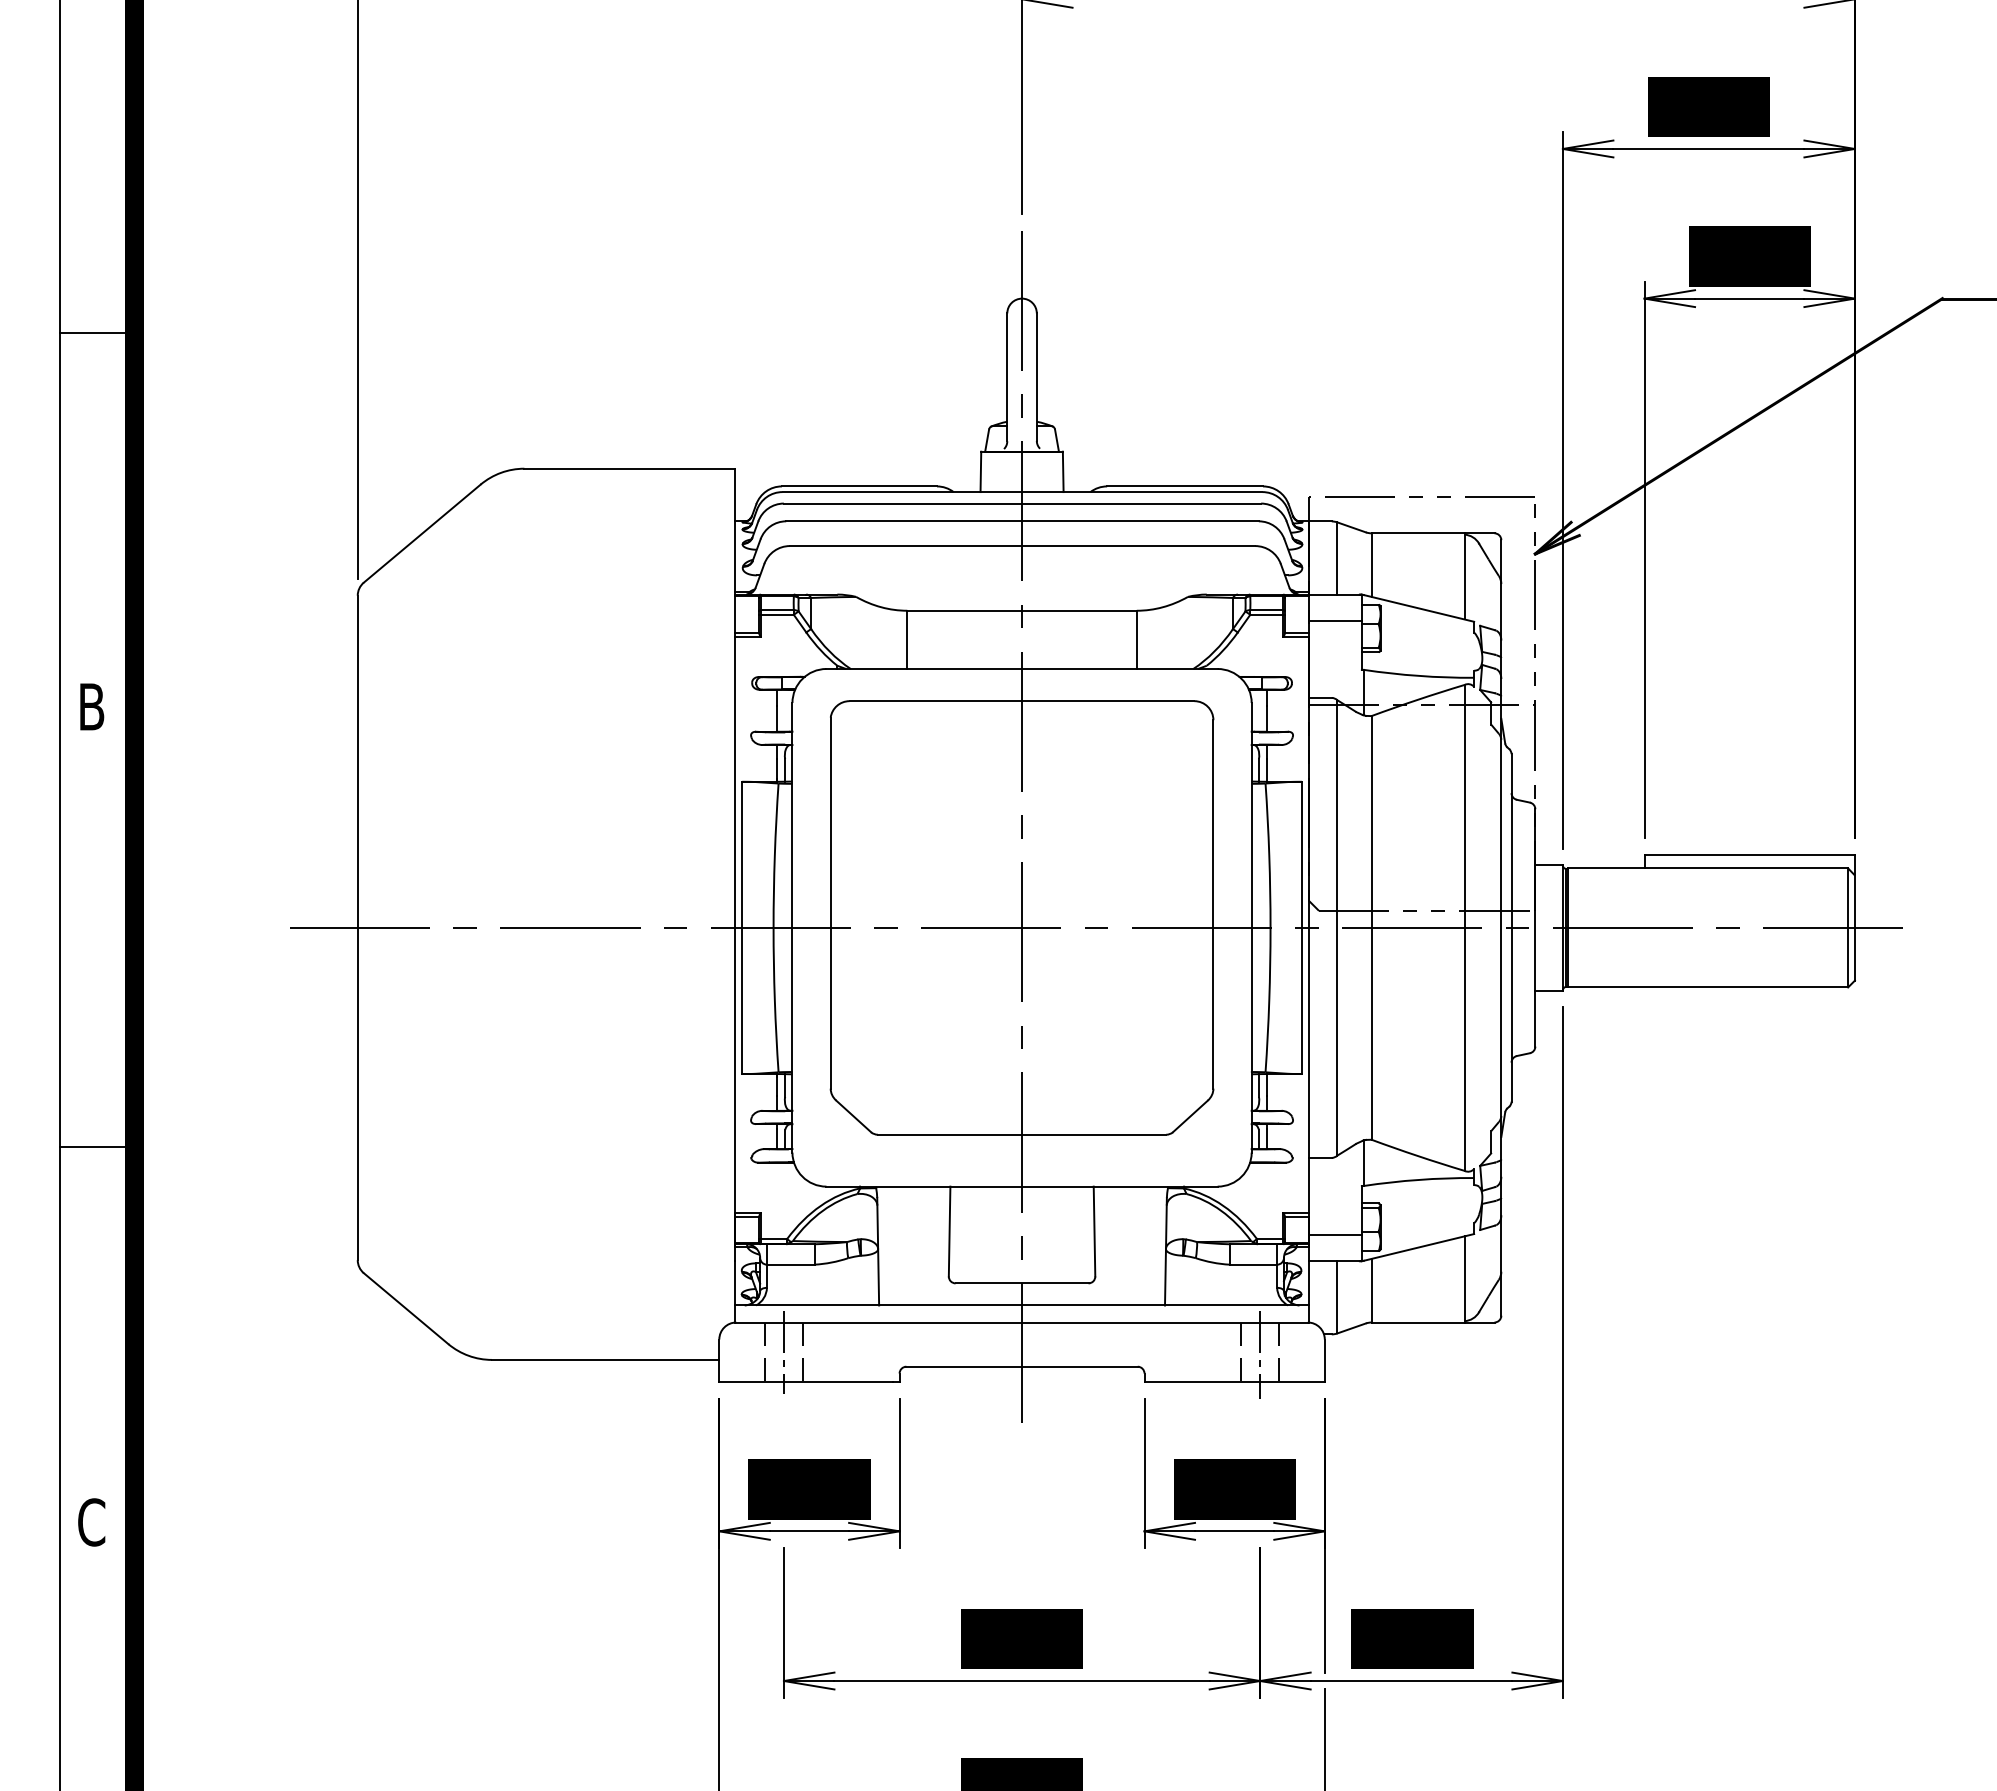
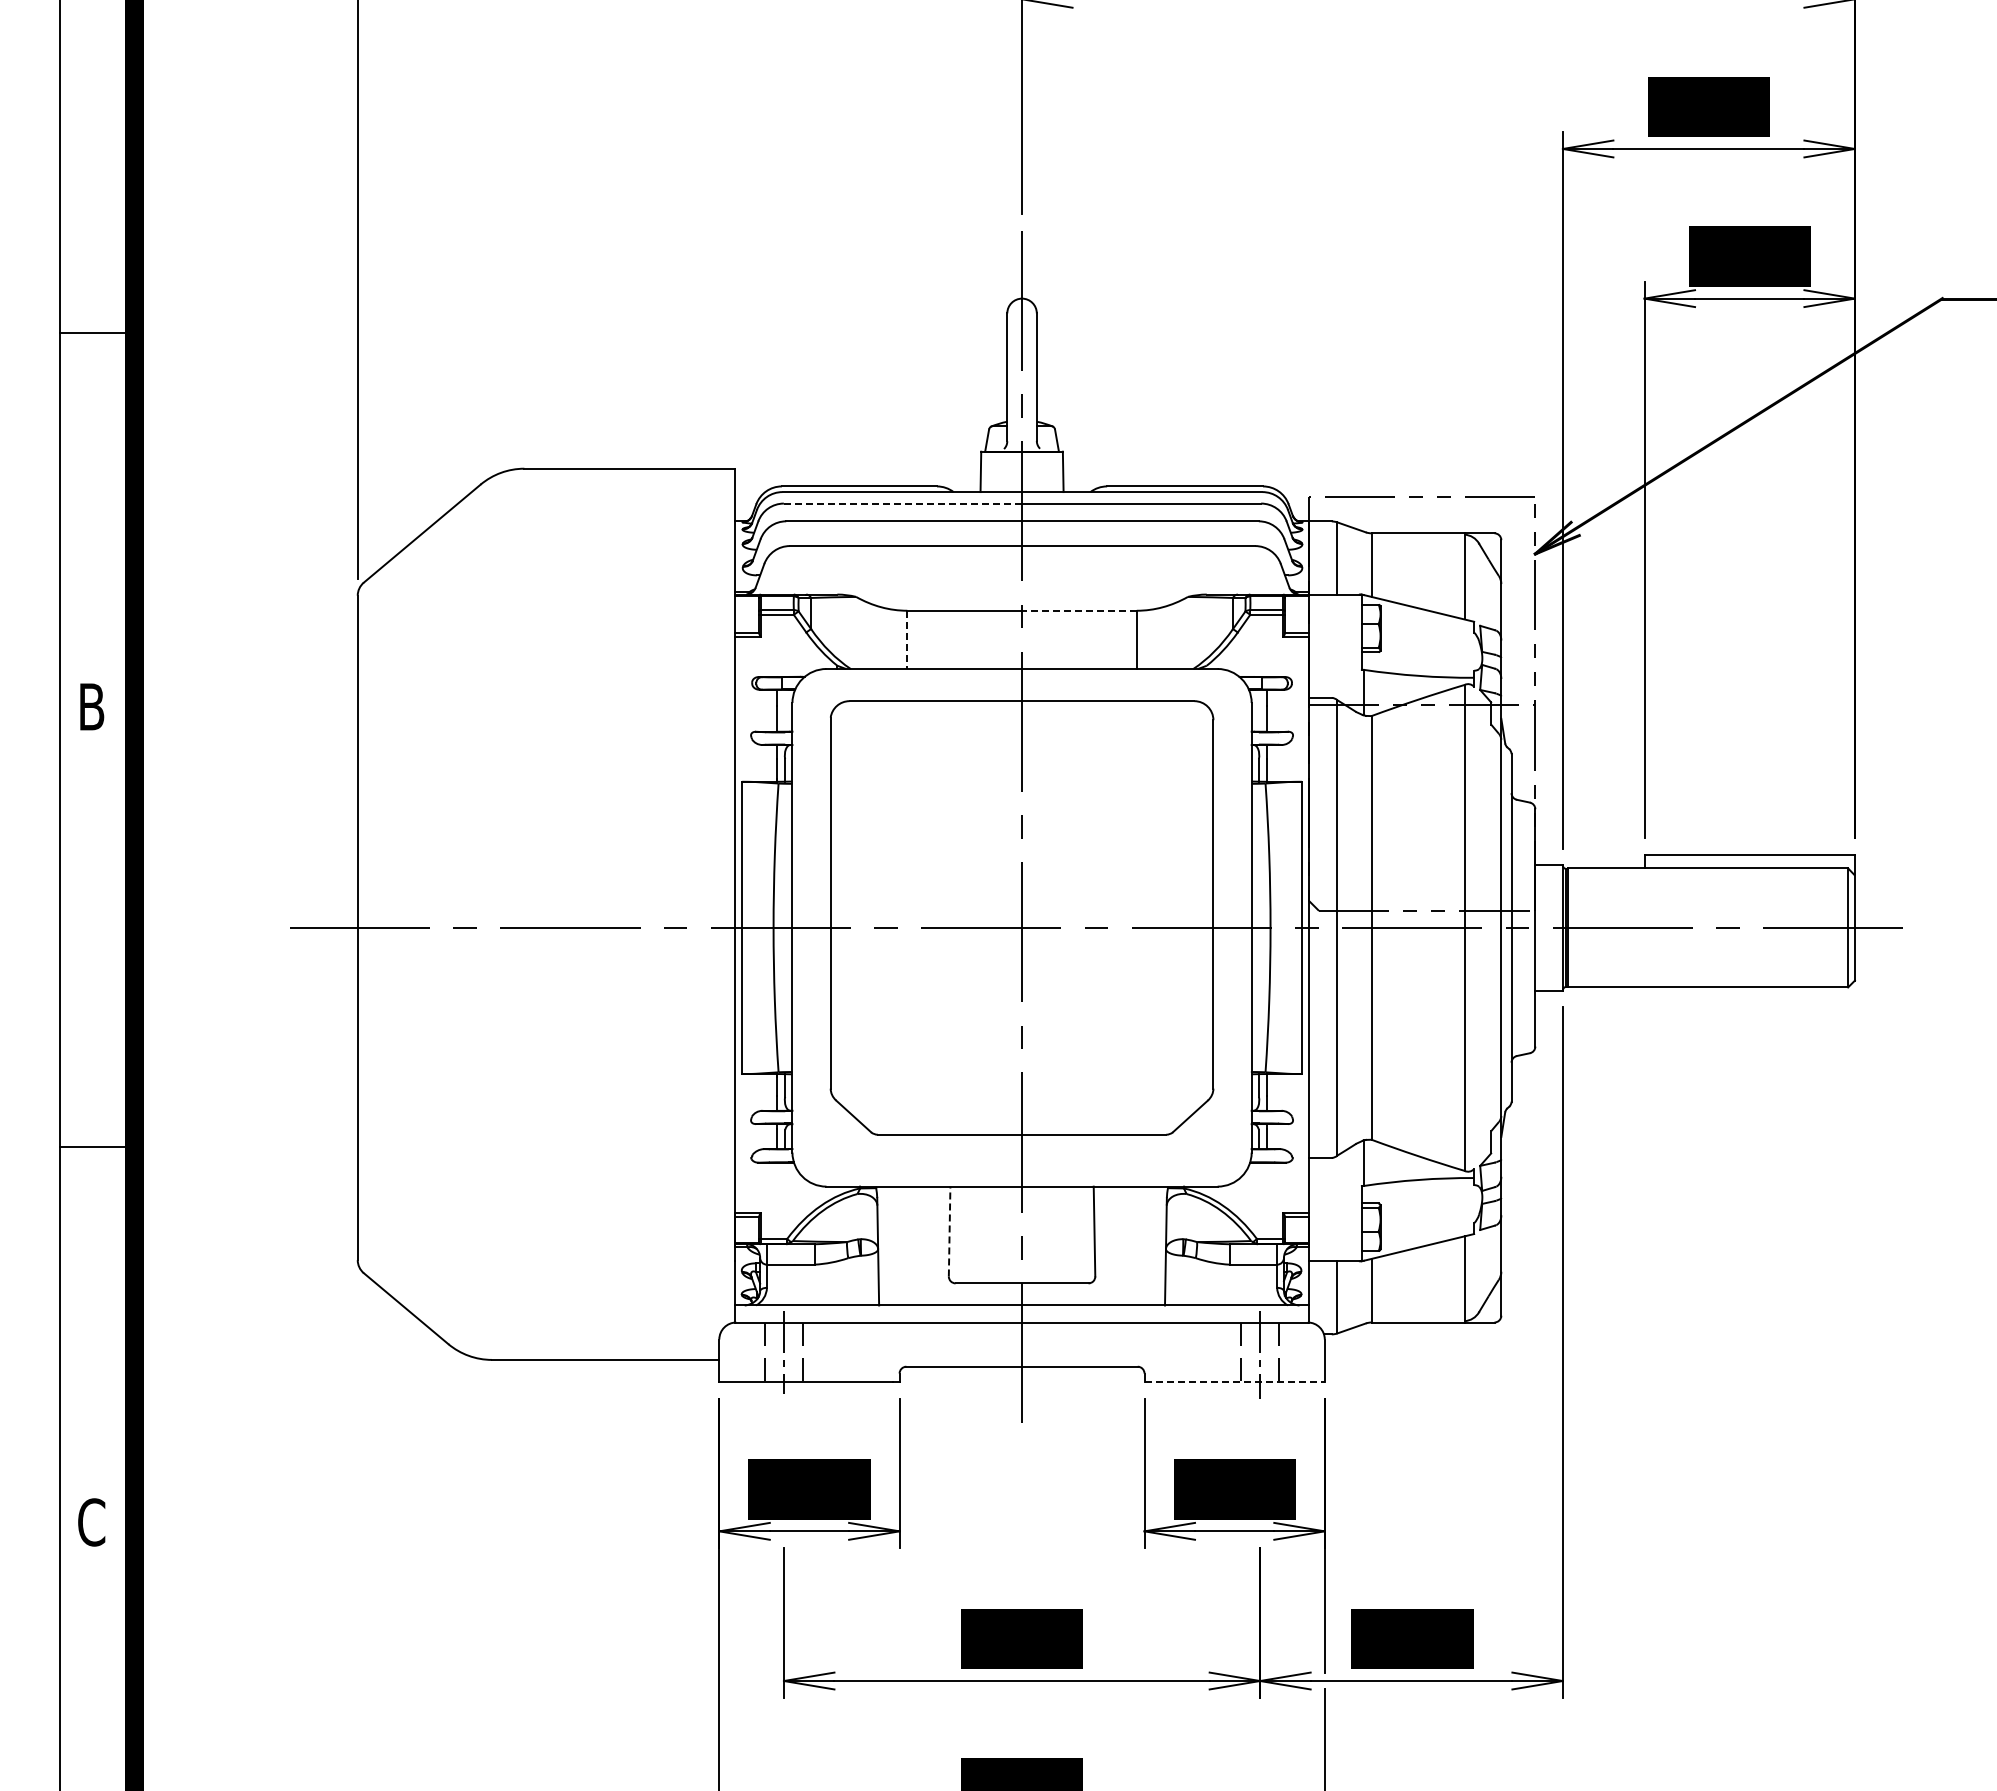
line: solid -> dashed (903, 503)
line: solid -> dashed (1078, 610)
line: present -> none (1334, 621)
line: solid -> dashed (907, 640)
line: solid -> dashed (949, 1231)
line: present -> none (1334, 1234)
line: solid -> dashed (1235, 1381)
